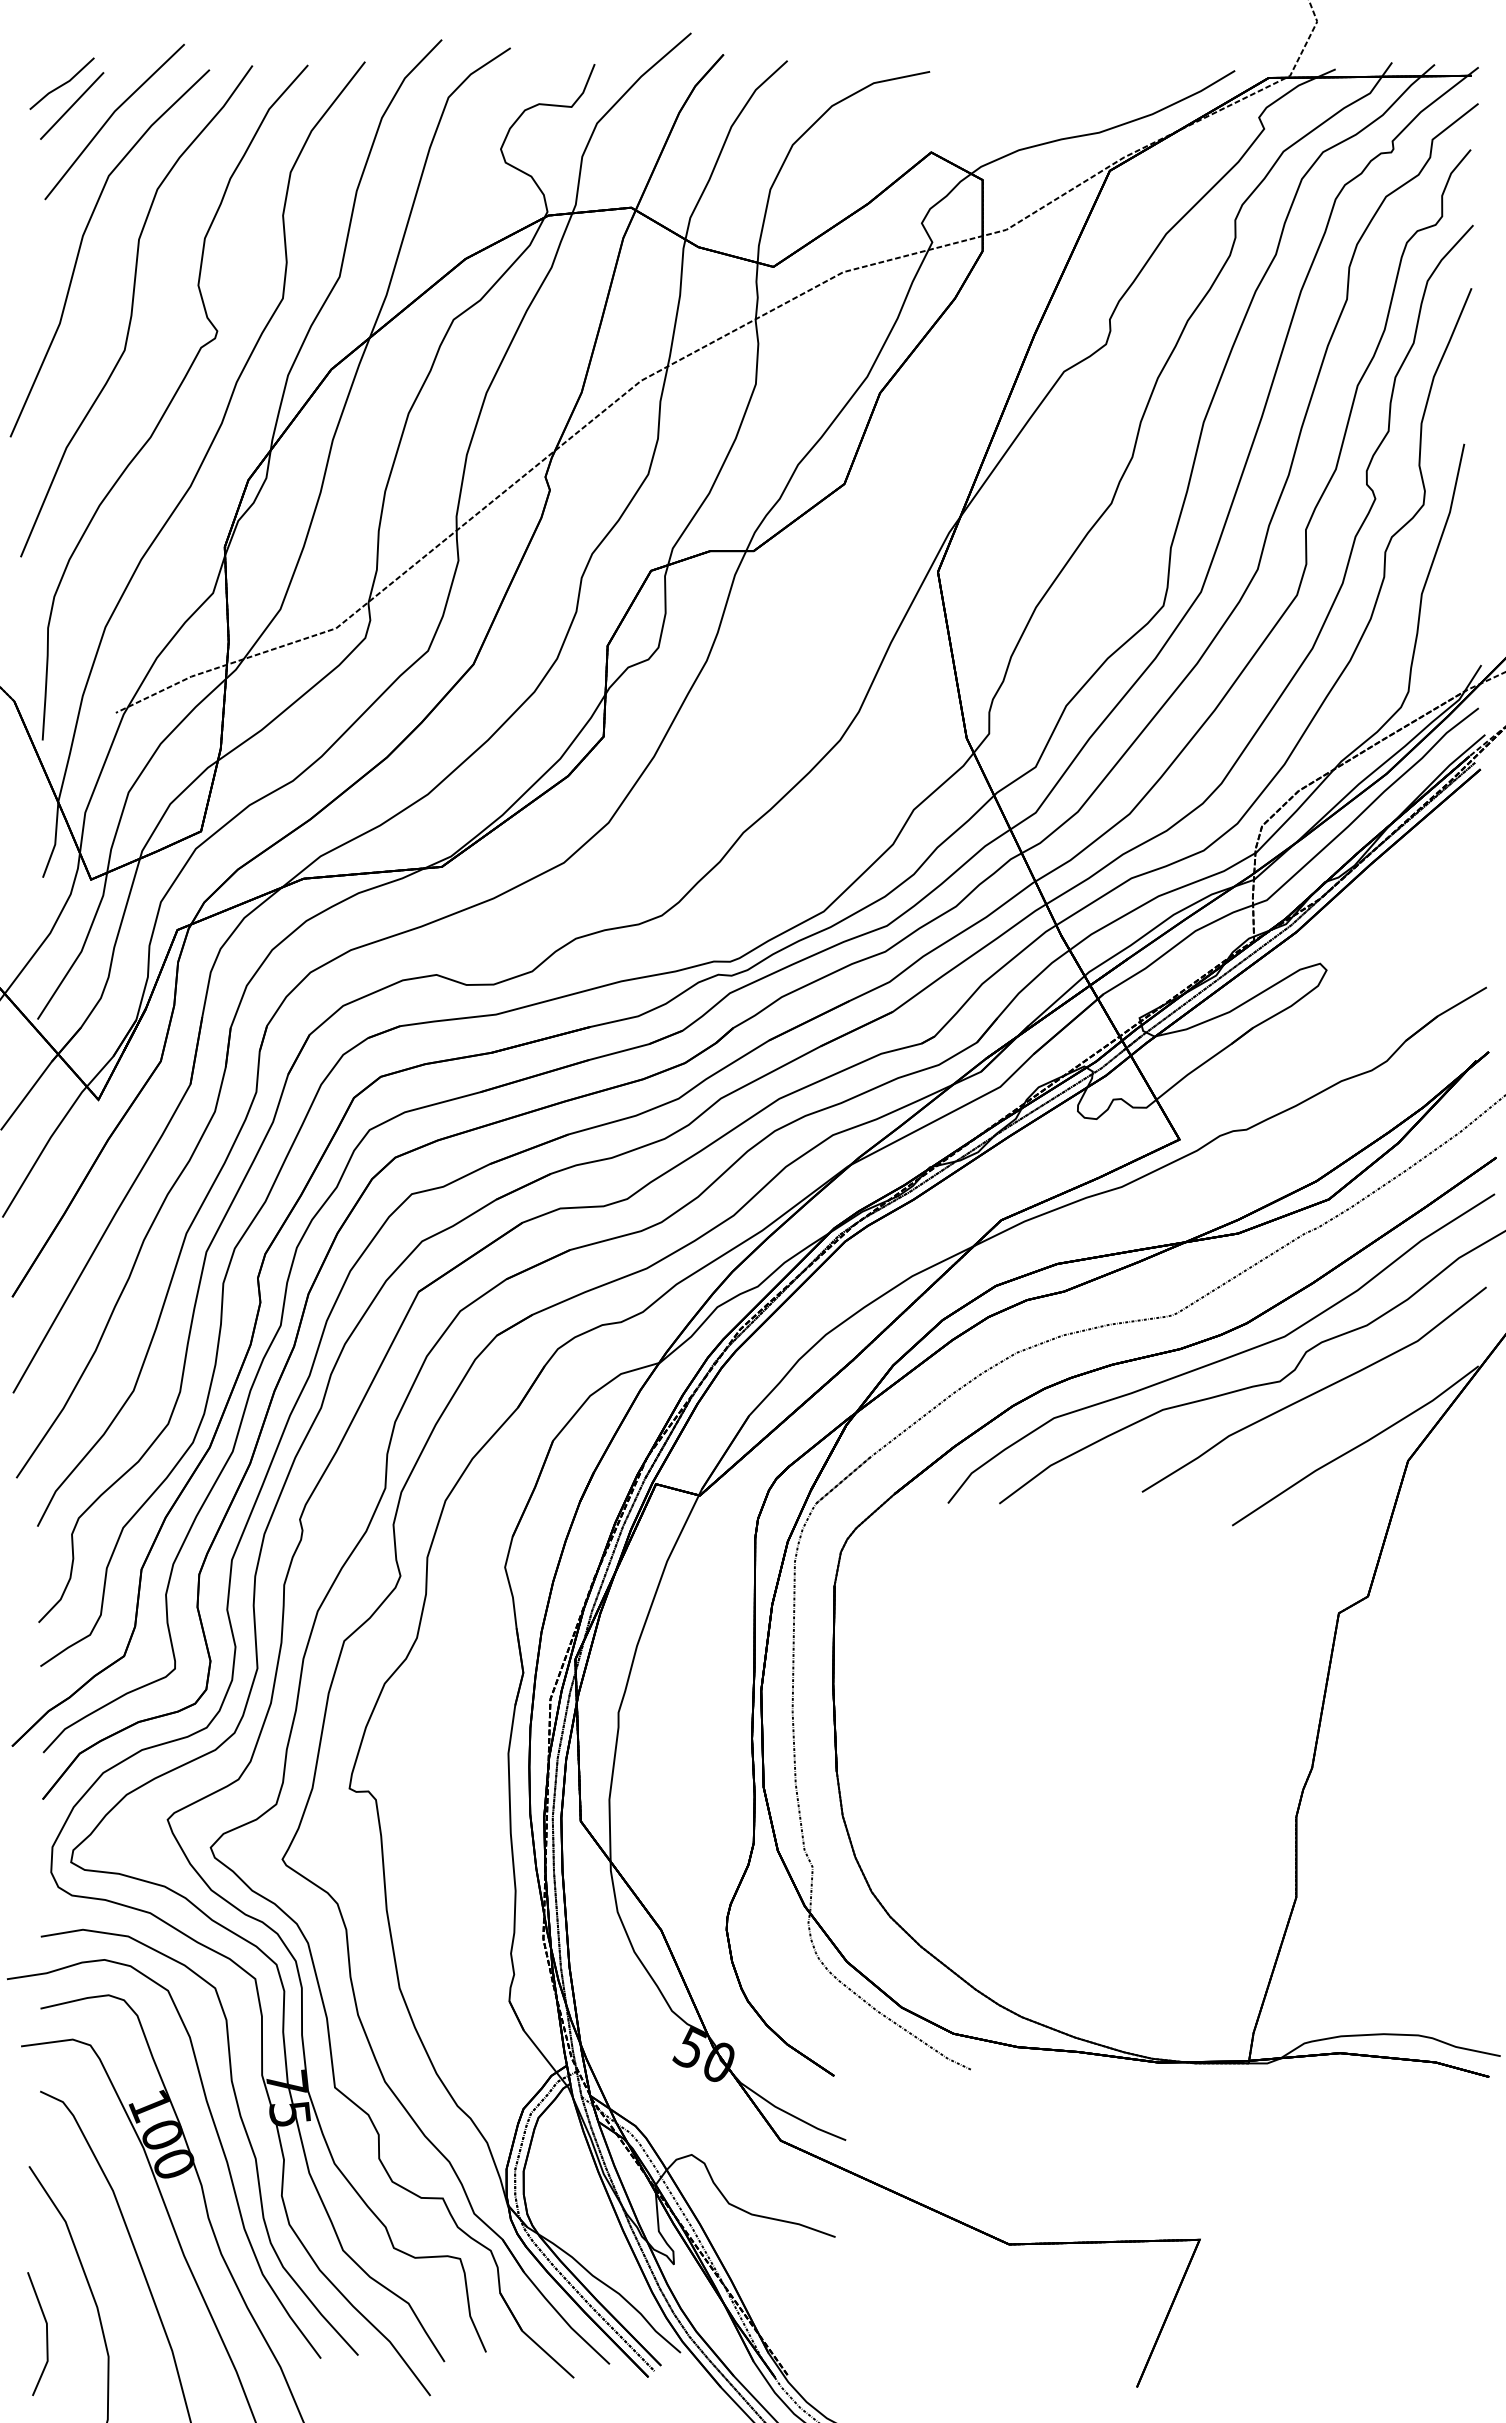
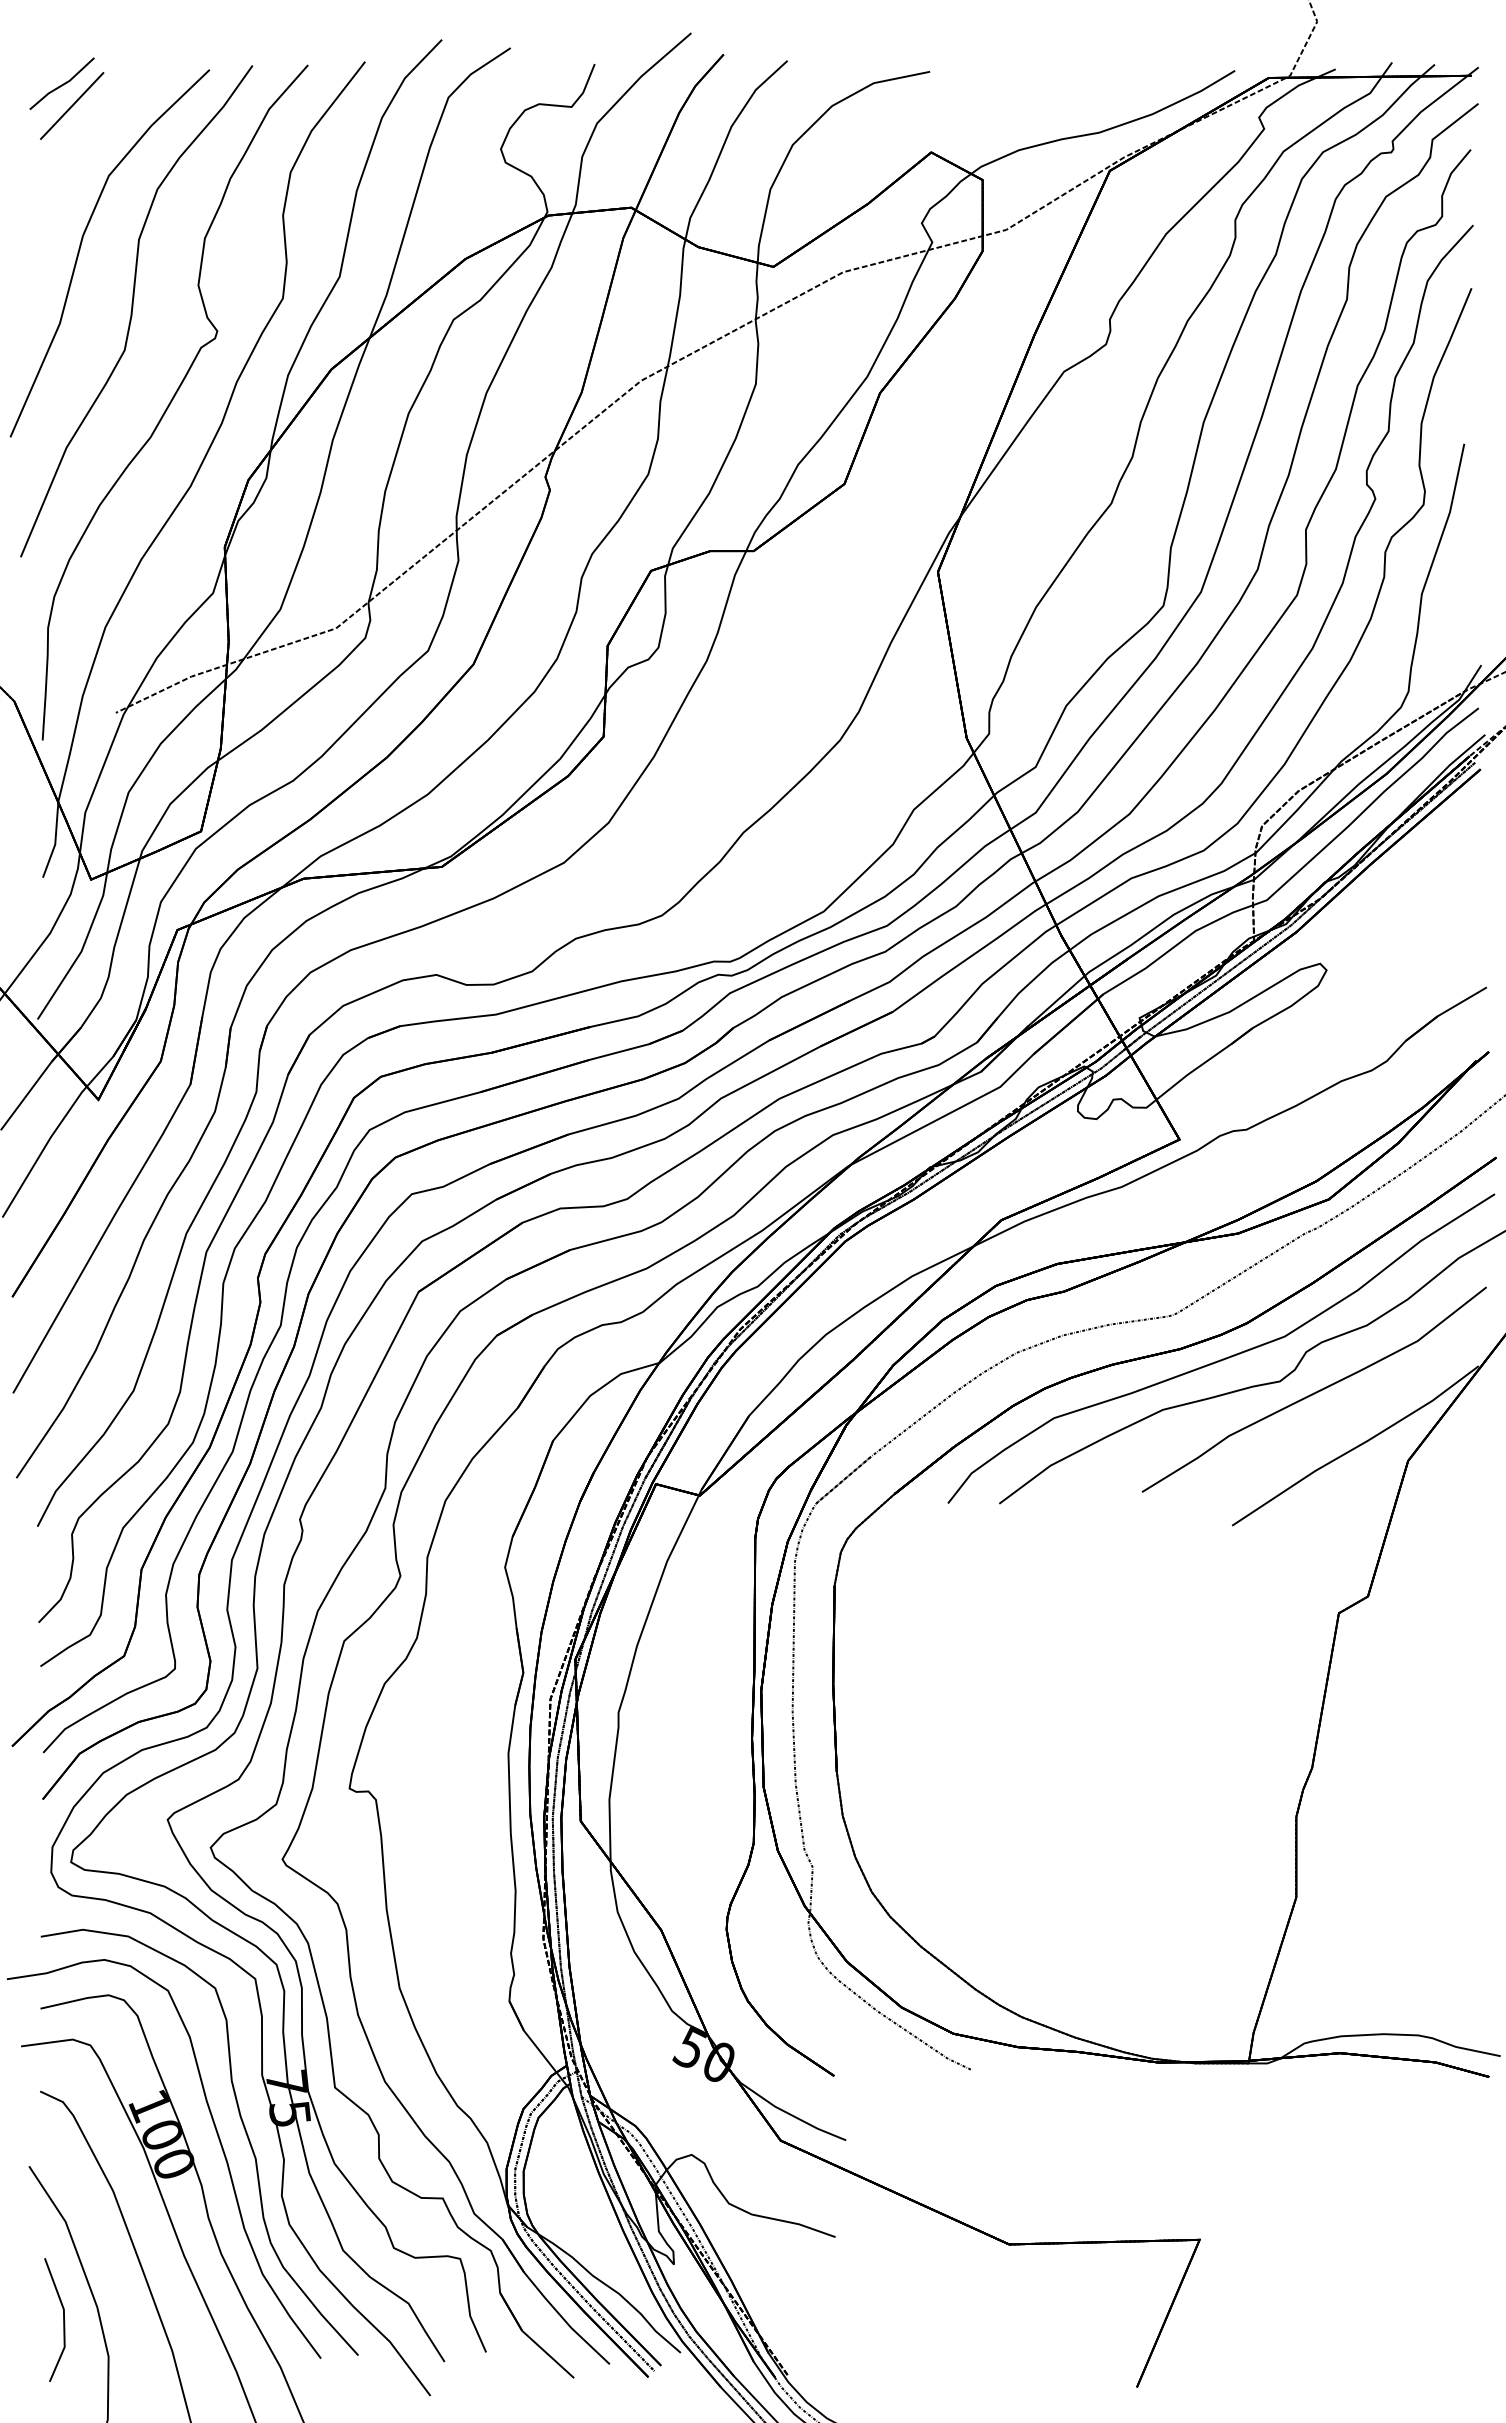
part: present -> none (114, 122)
line position: (46, 2334) -> (63, 2320) (63, 2320)
